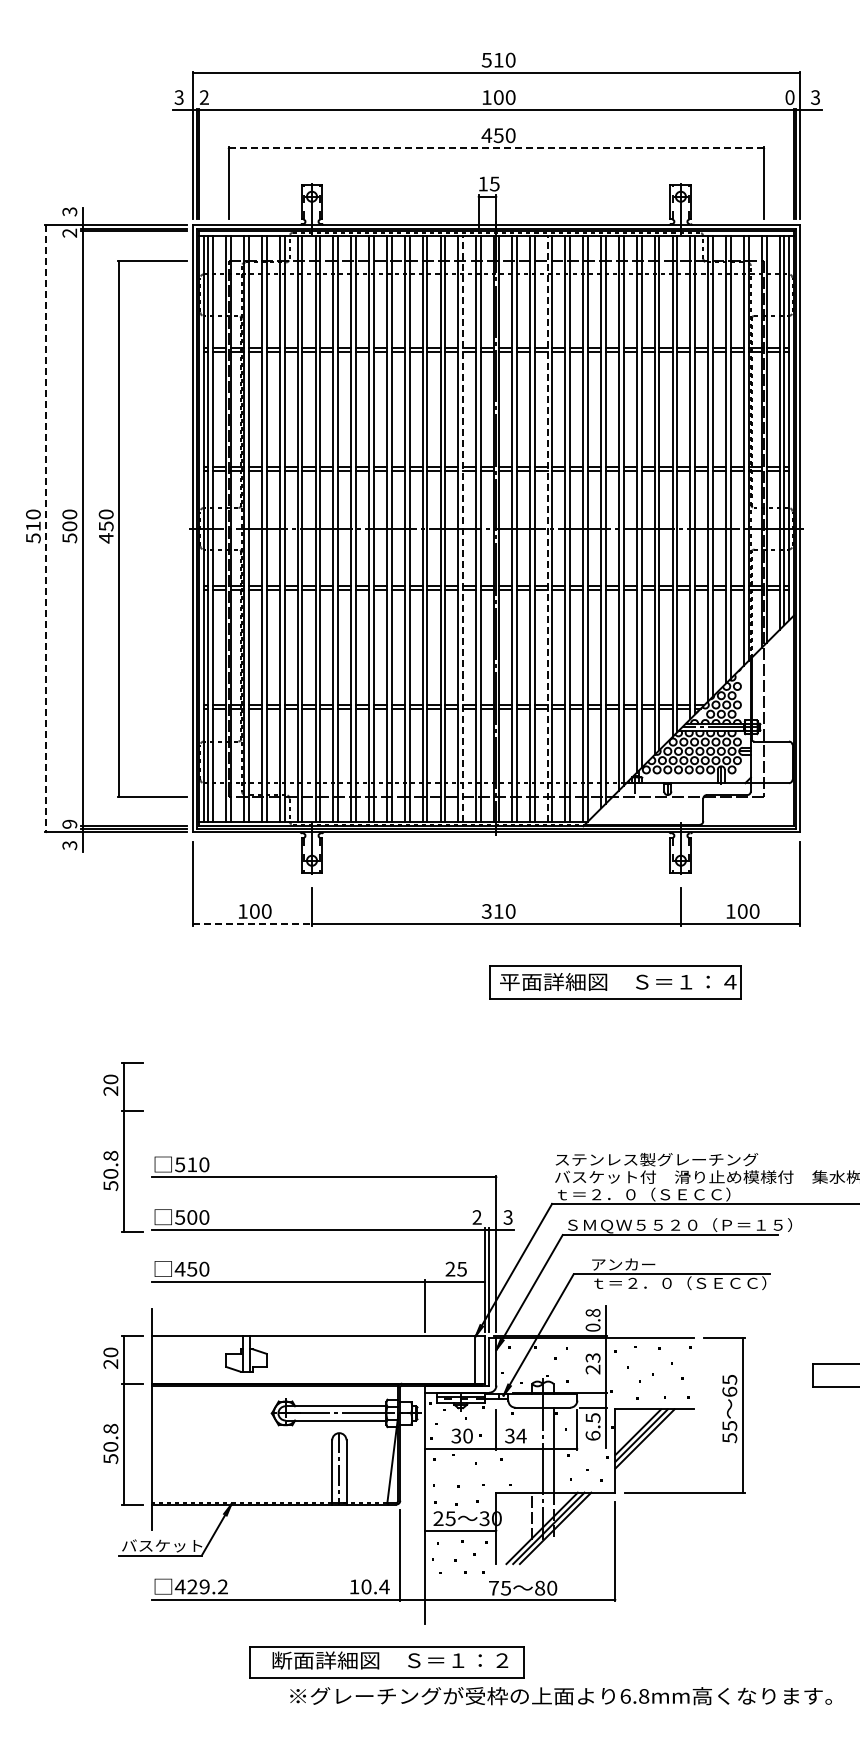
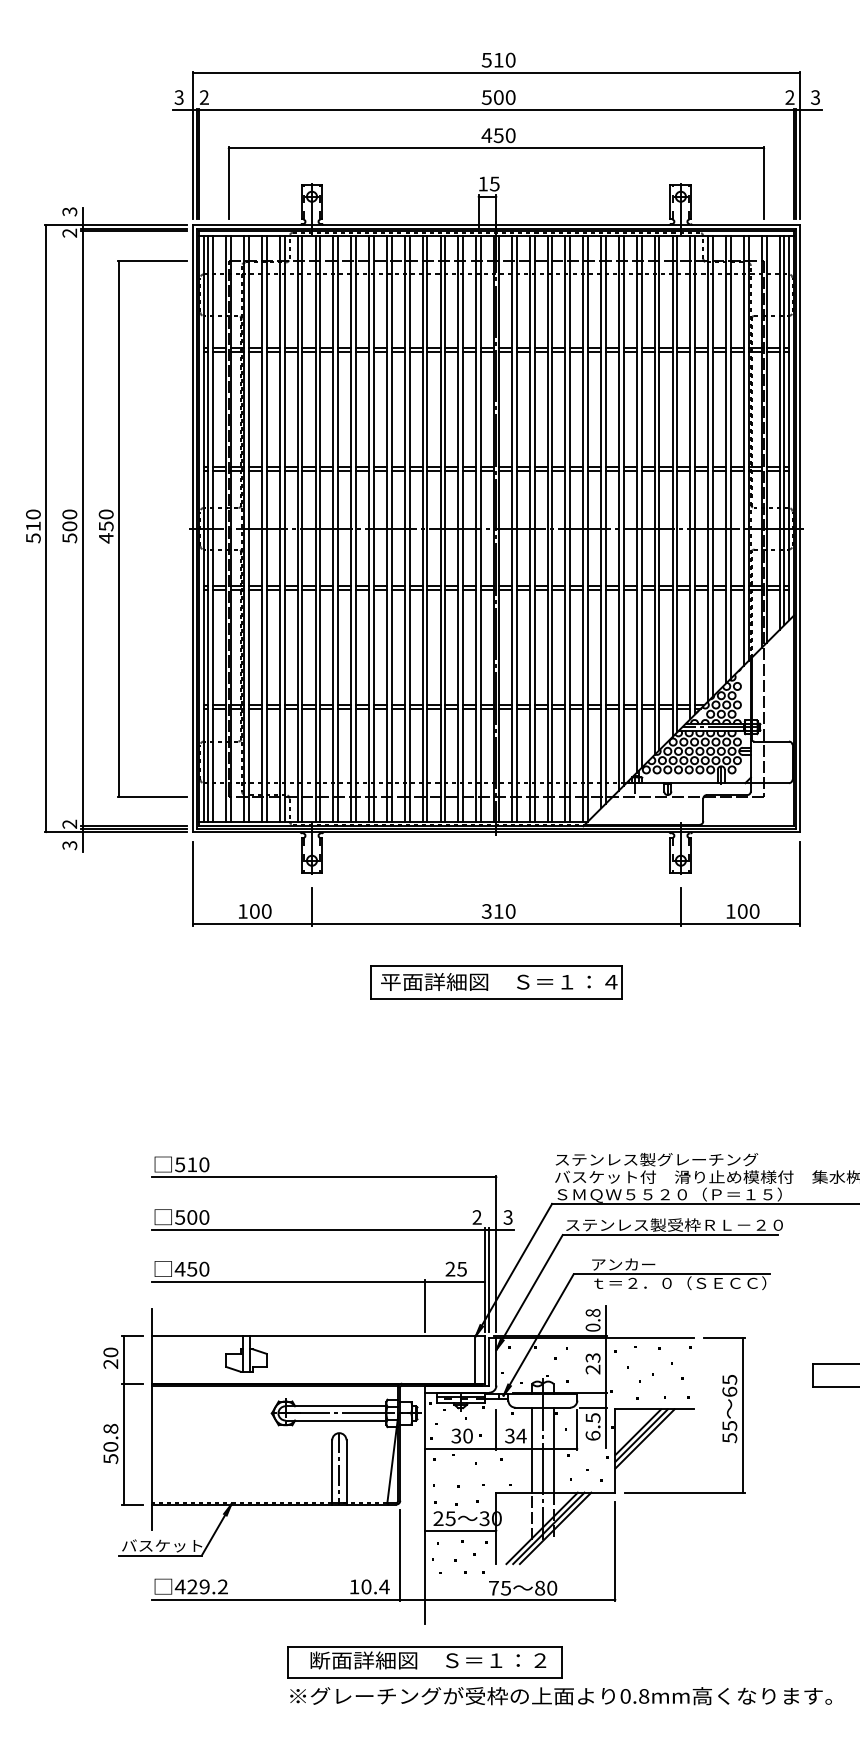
text: 100 -> 500 (486, 97)
text: 0 -> 2 (789, 97)
line: dashed -> solid (496, 148)
line: dashed -> solid (463, 528)
line: dashed -> solid (547, 528)
line: dashed -> solid (46, 529)
text: 9 -> 2 (69, 823)
line: dashed -> solid (253, 924)
part position: (615, 982) -> (496, 982) (496, 982)
part: present -> none (123, 1147)
text: ｔ＝２．０（ＳＥＣＣ） -> ＳＭＱＷ５５２０（Ｐ＝１５） (669, 1194)
text: ＳＭＱＷ５５２０（Ｐ＝１５） -> ステンレス製受枠ＲＬ－２０ (679, 1225)
line: none -> present (532, 1449)
part position: (386, 1662) -> (424, 1662) (424, 1662)
text: 6.8mm -> 0.8mm (625, 1696)
